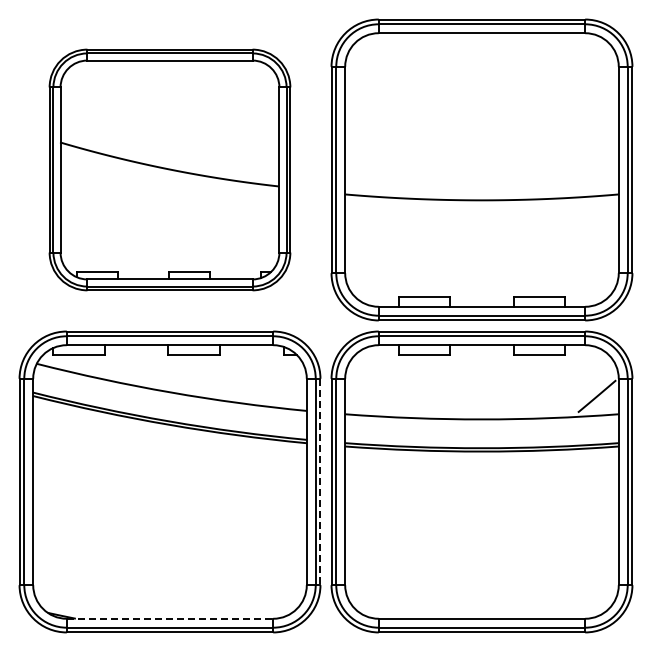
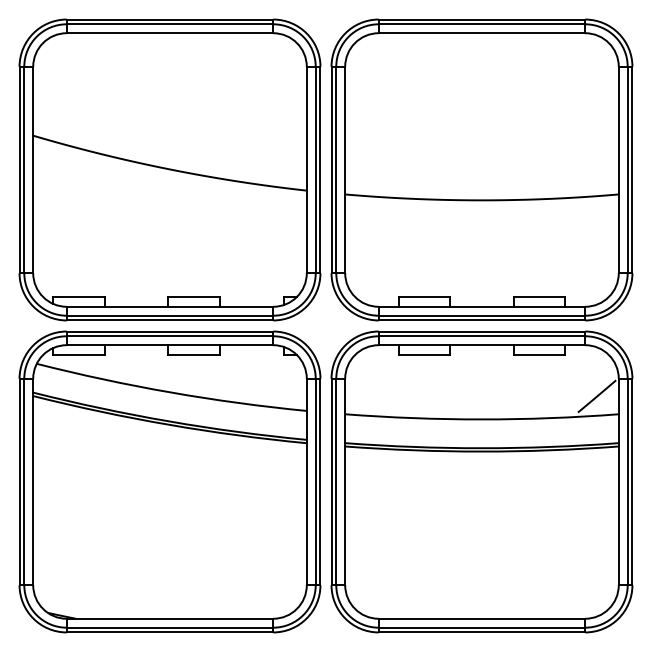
part size: 244x244 px -> 304x304 px (169, 169)
line: dashed -> solid (320, 482)
line: dashed -> solid (170, 618)
